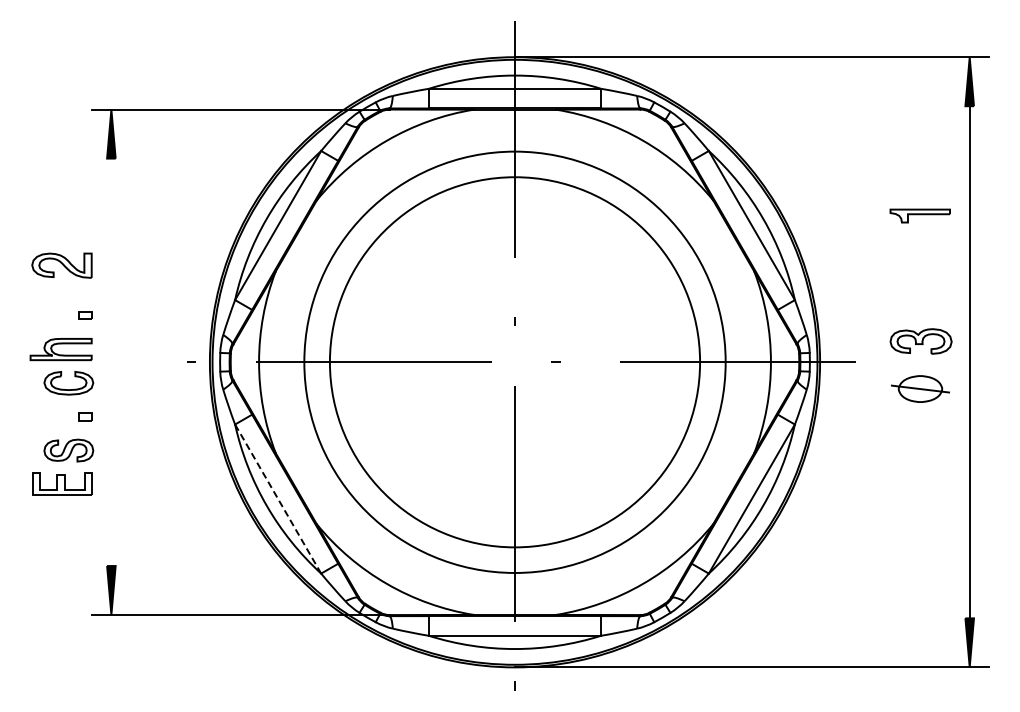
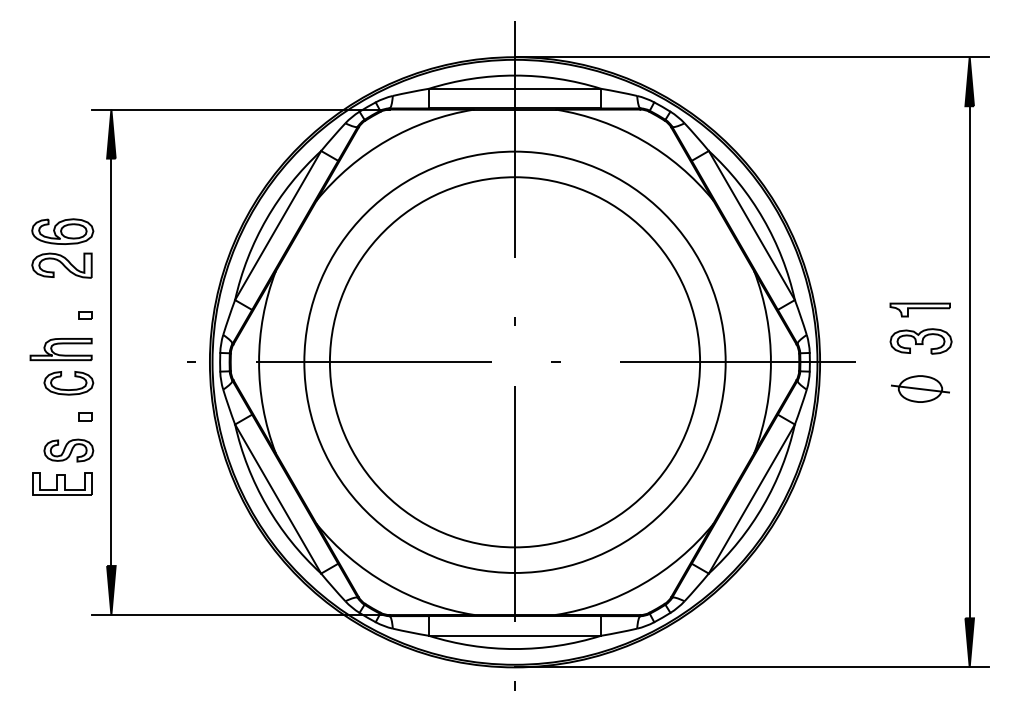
part position: (919, 215) -> (919, 309) (919, 309)
part: none -> present (62, 231)
line: none -> present (111, 362)
line: dashed -> solid (277, 498)
